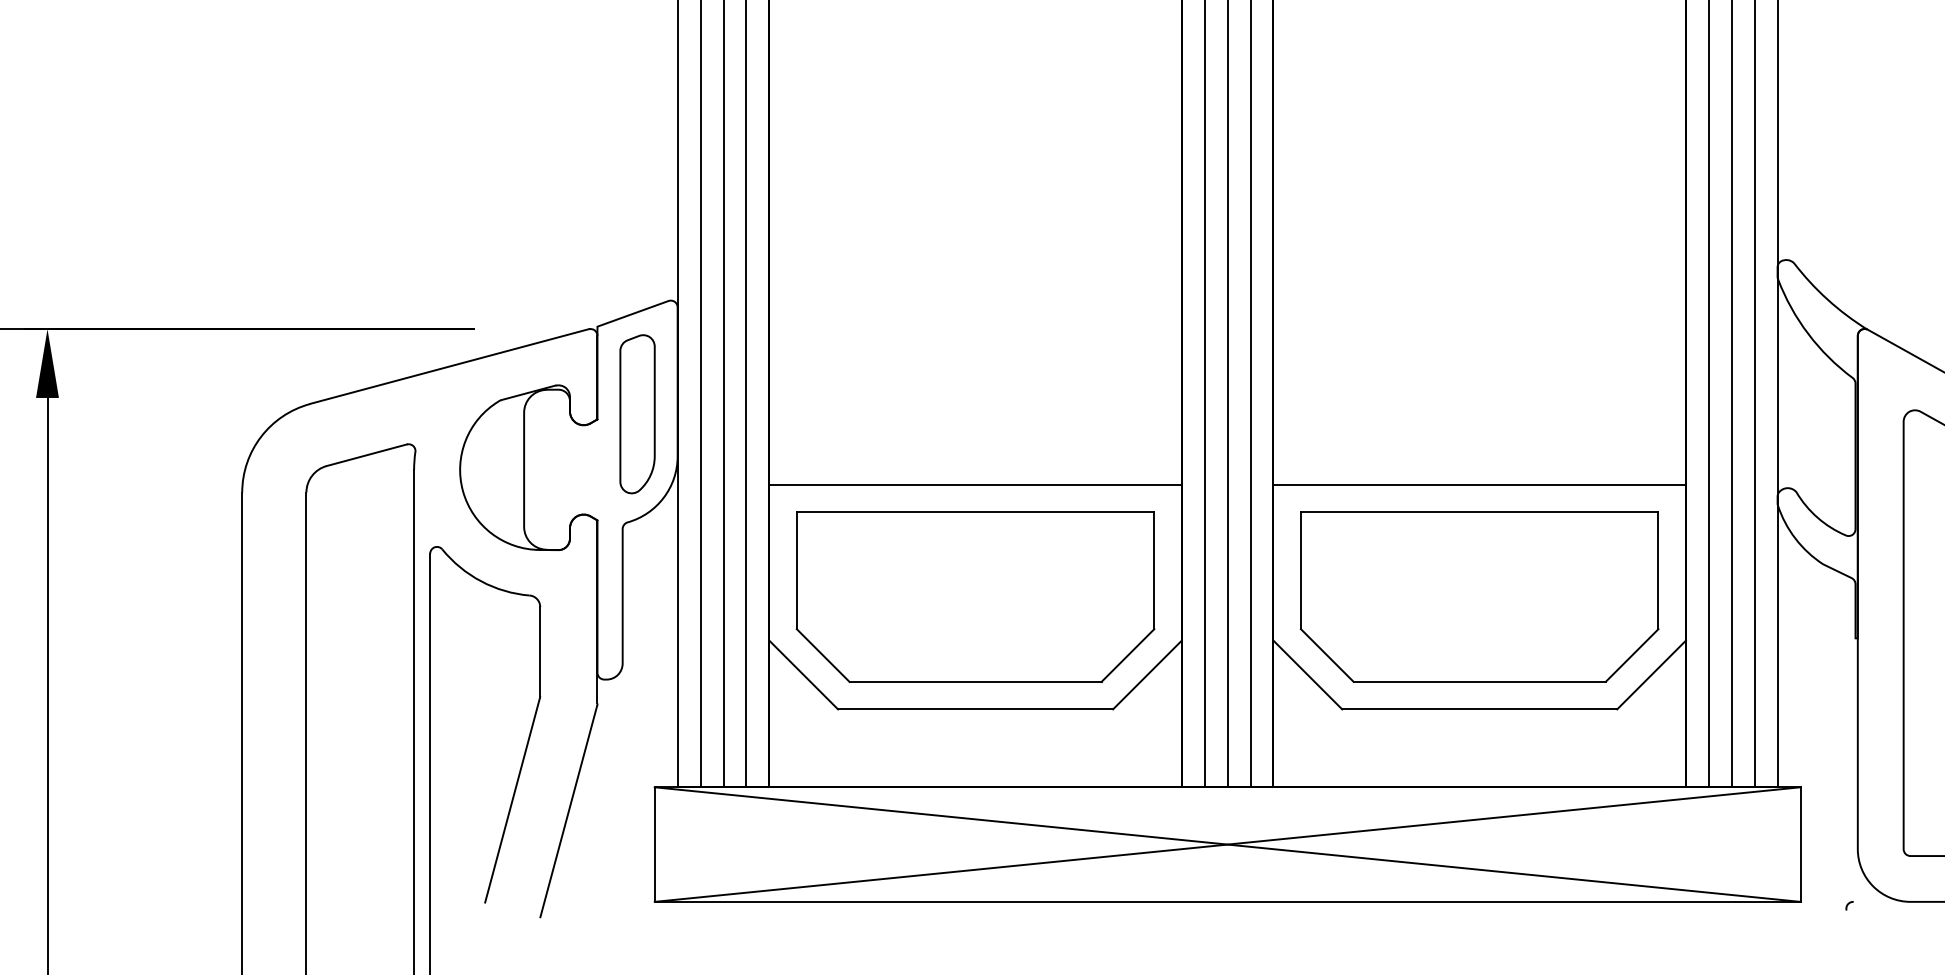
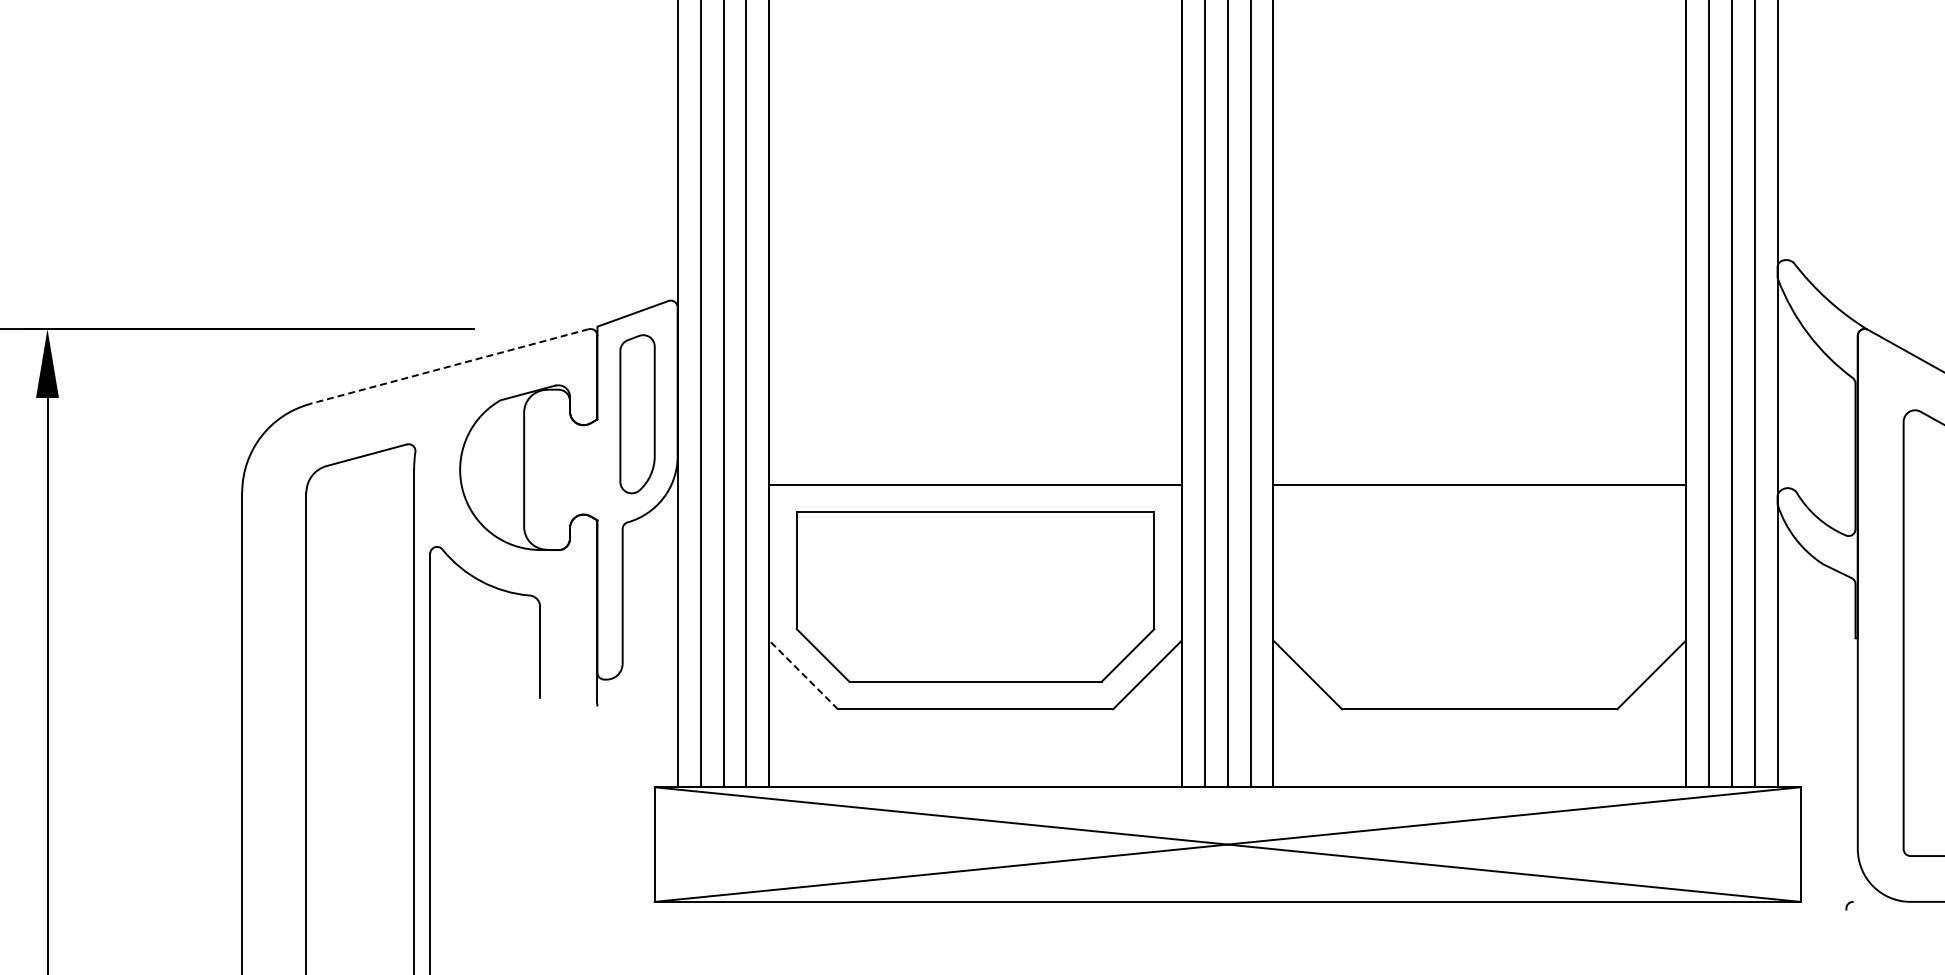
line: solid -> dashed (448, 366)
part: present -> none (1479, 596)
line: solid -> dashed (803, 675)
line: present -> none (512, 800)
line: present -> none (568, 811)
